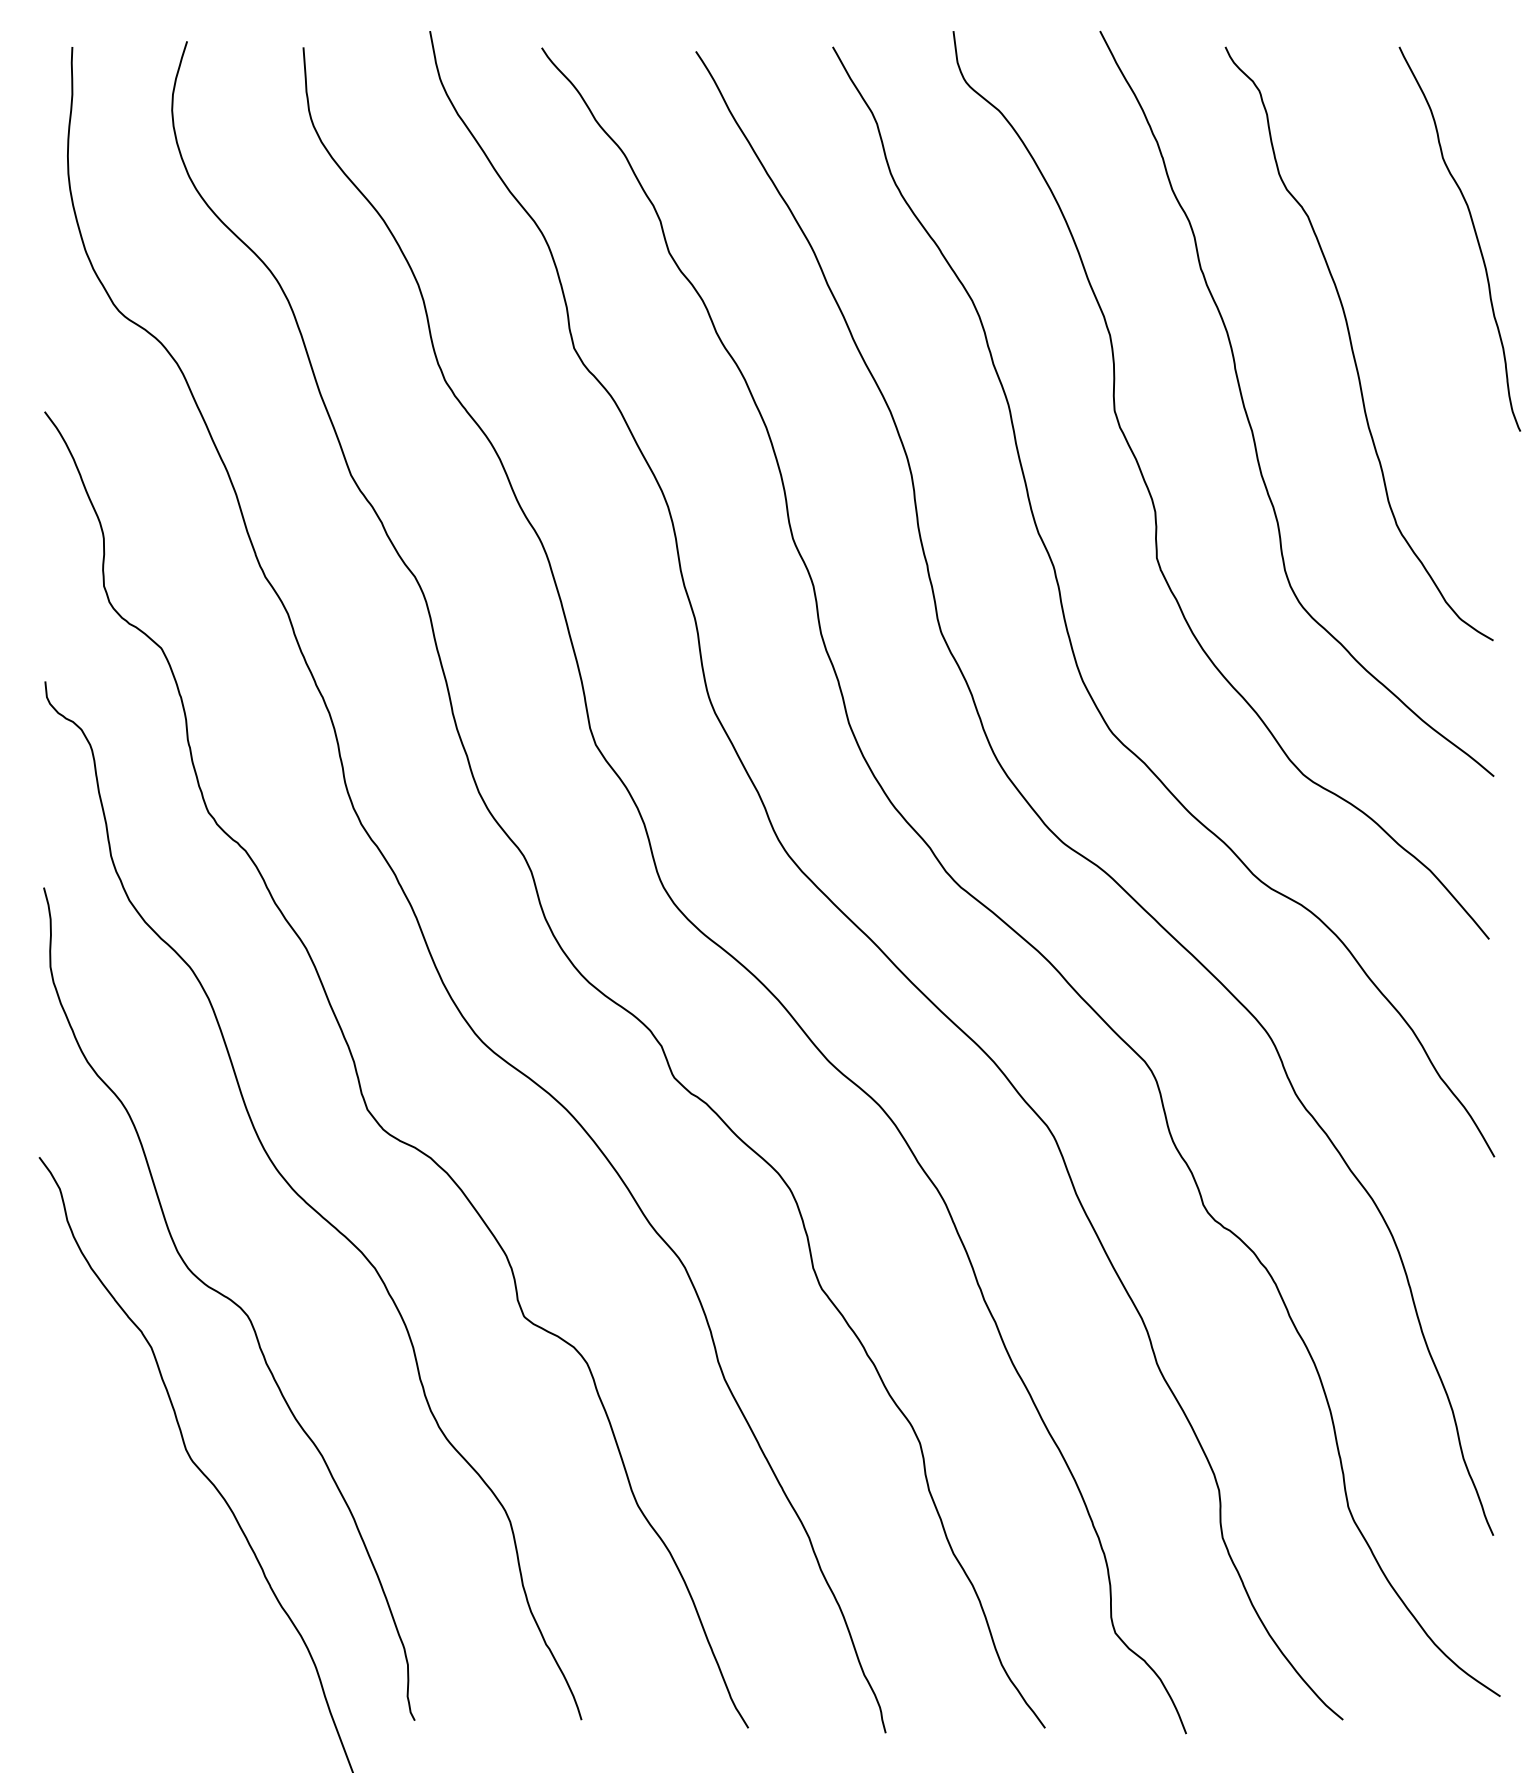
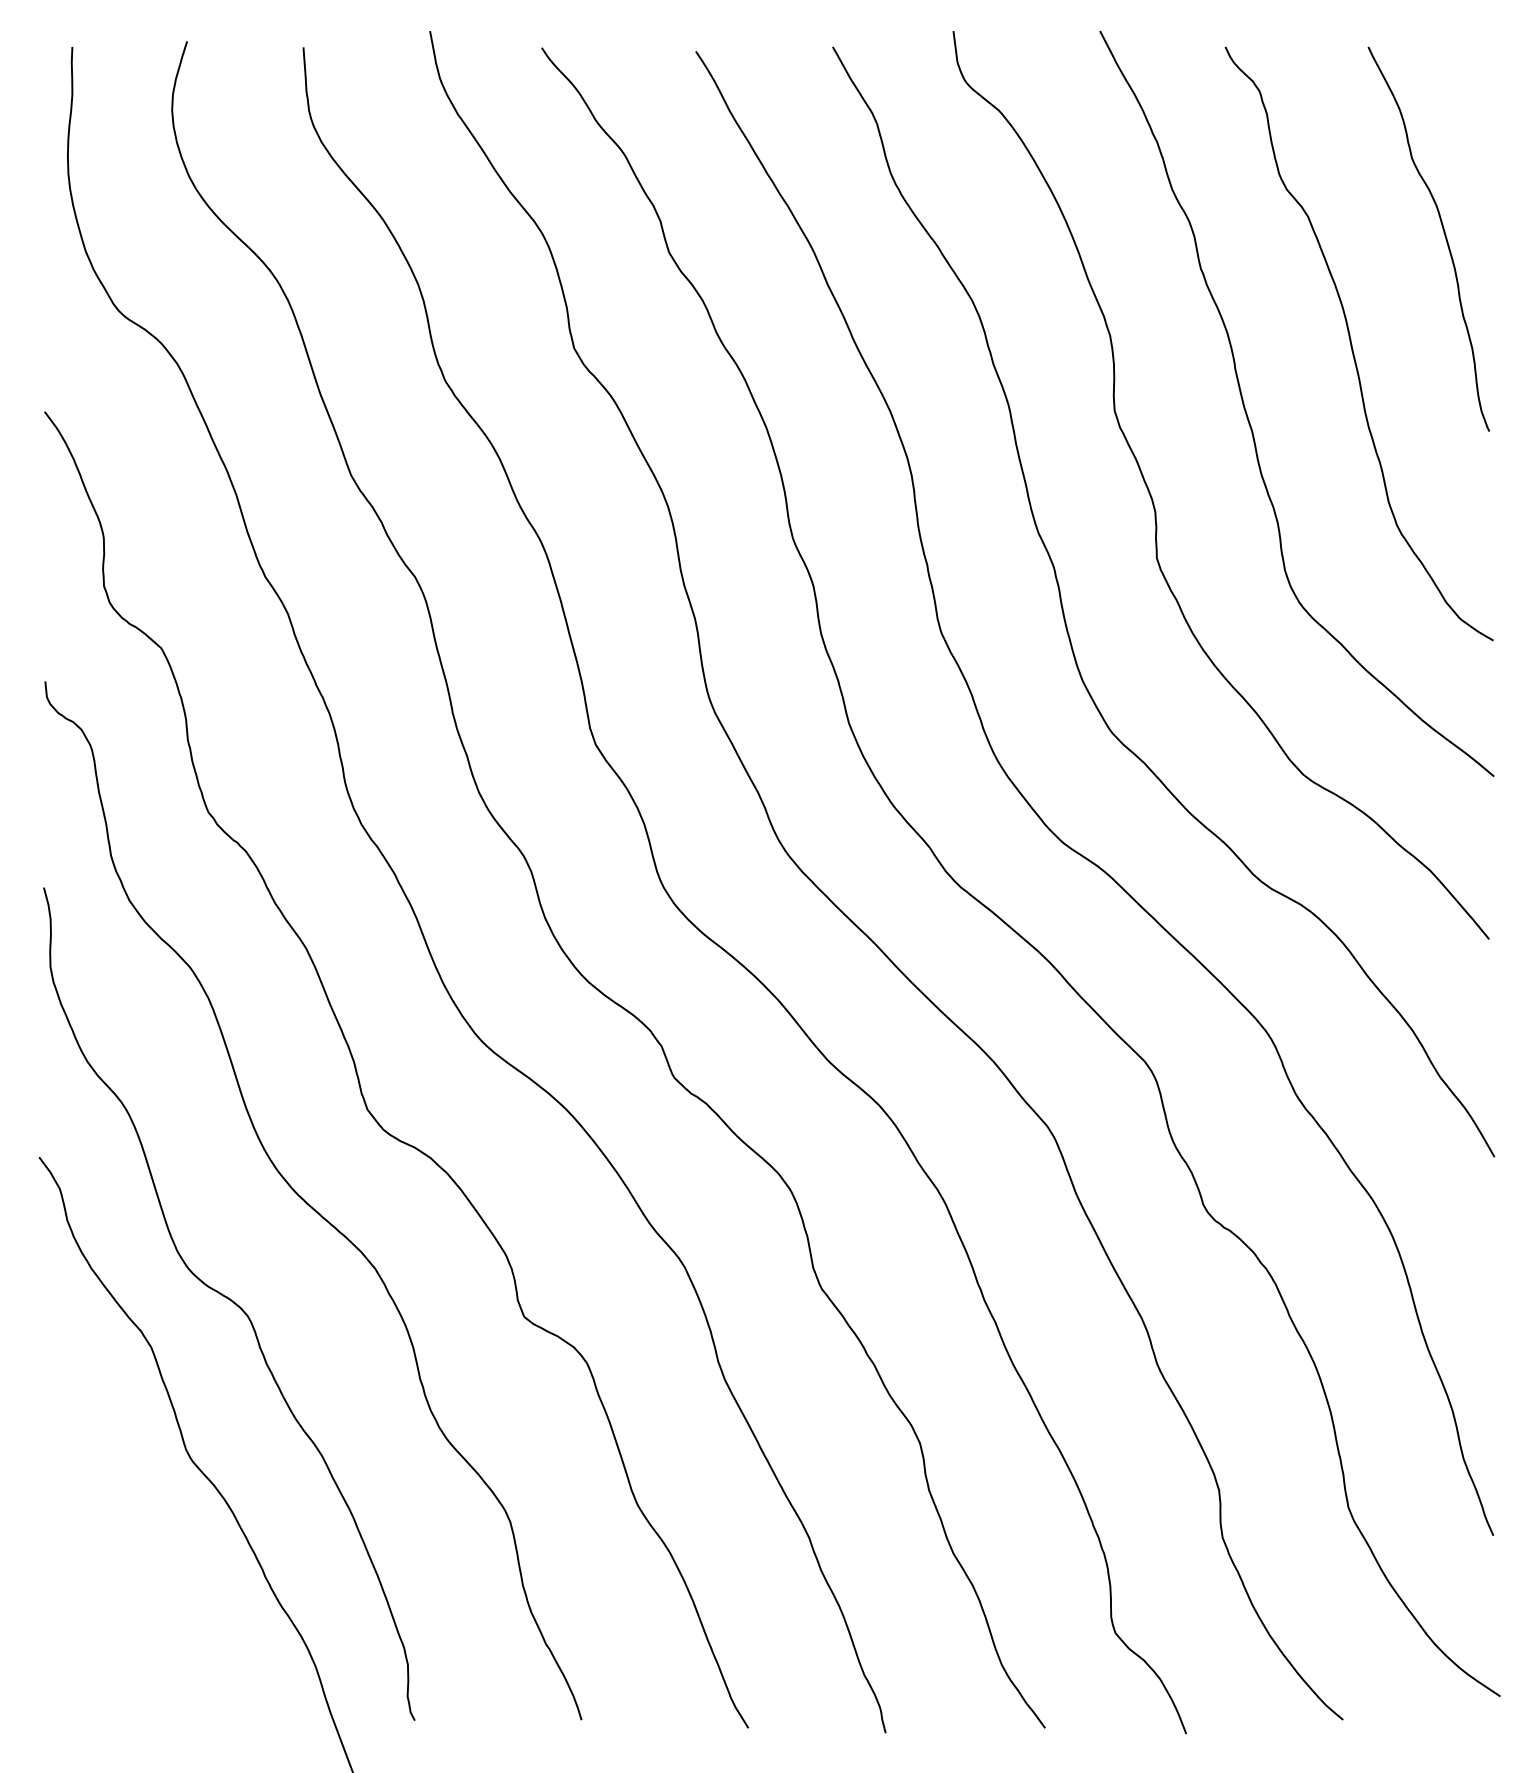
curve position: (1475, 236) -> (1444, 236) (1444, 236)
